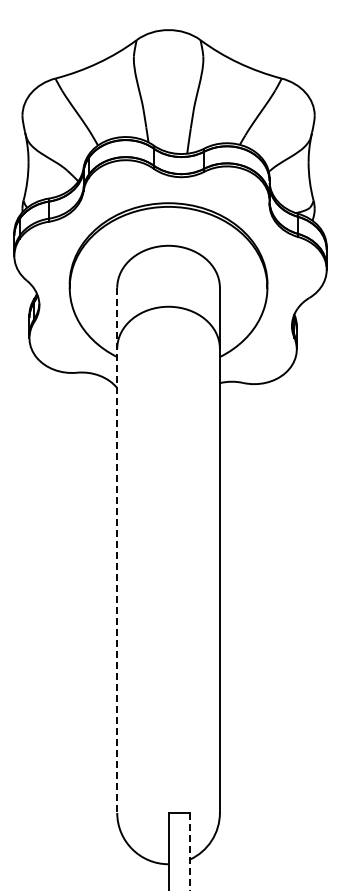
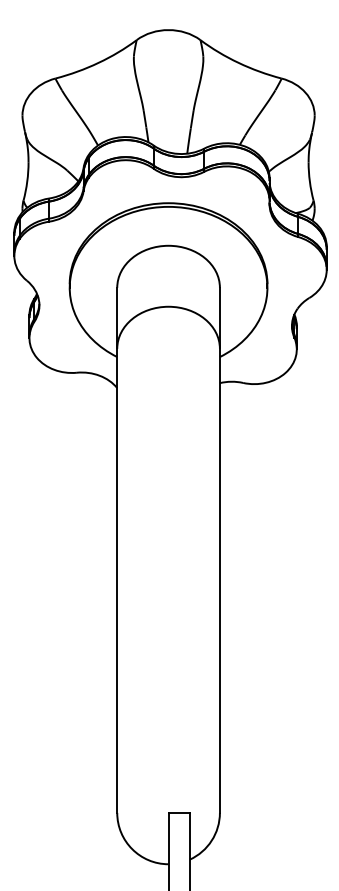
line: dashed -> solid (117, 550)
line: dashed -> solid (189, 851)
